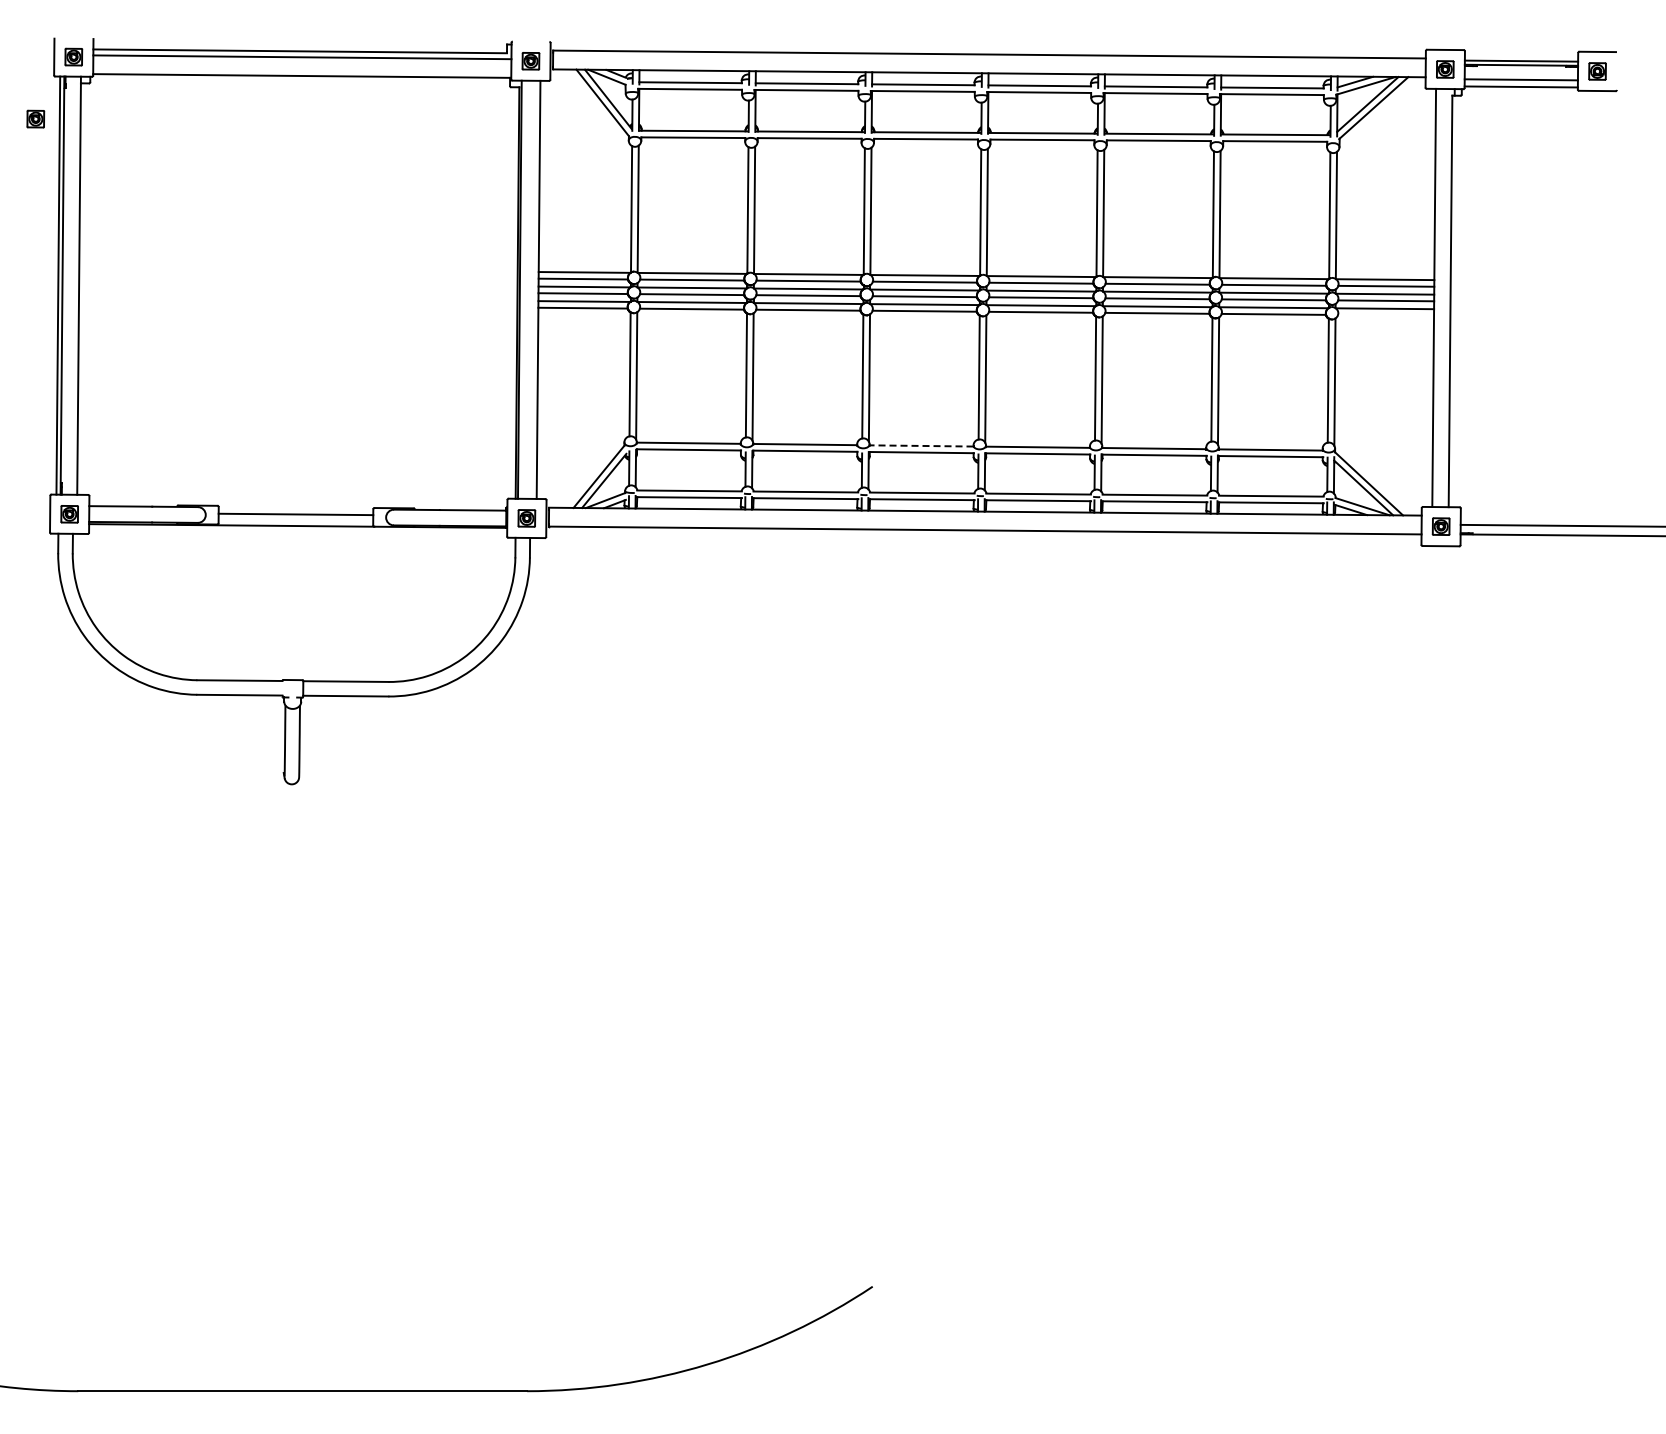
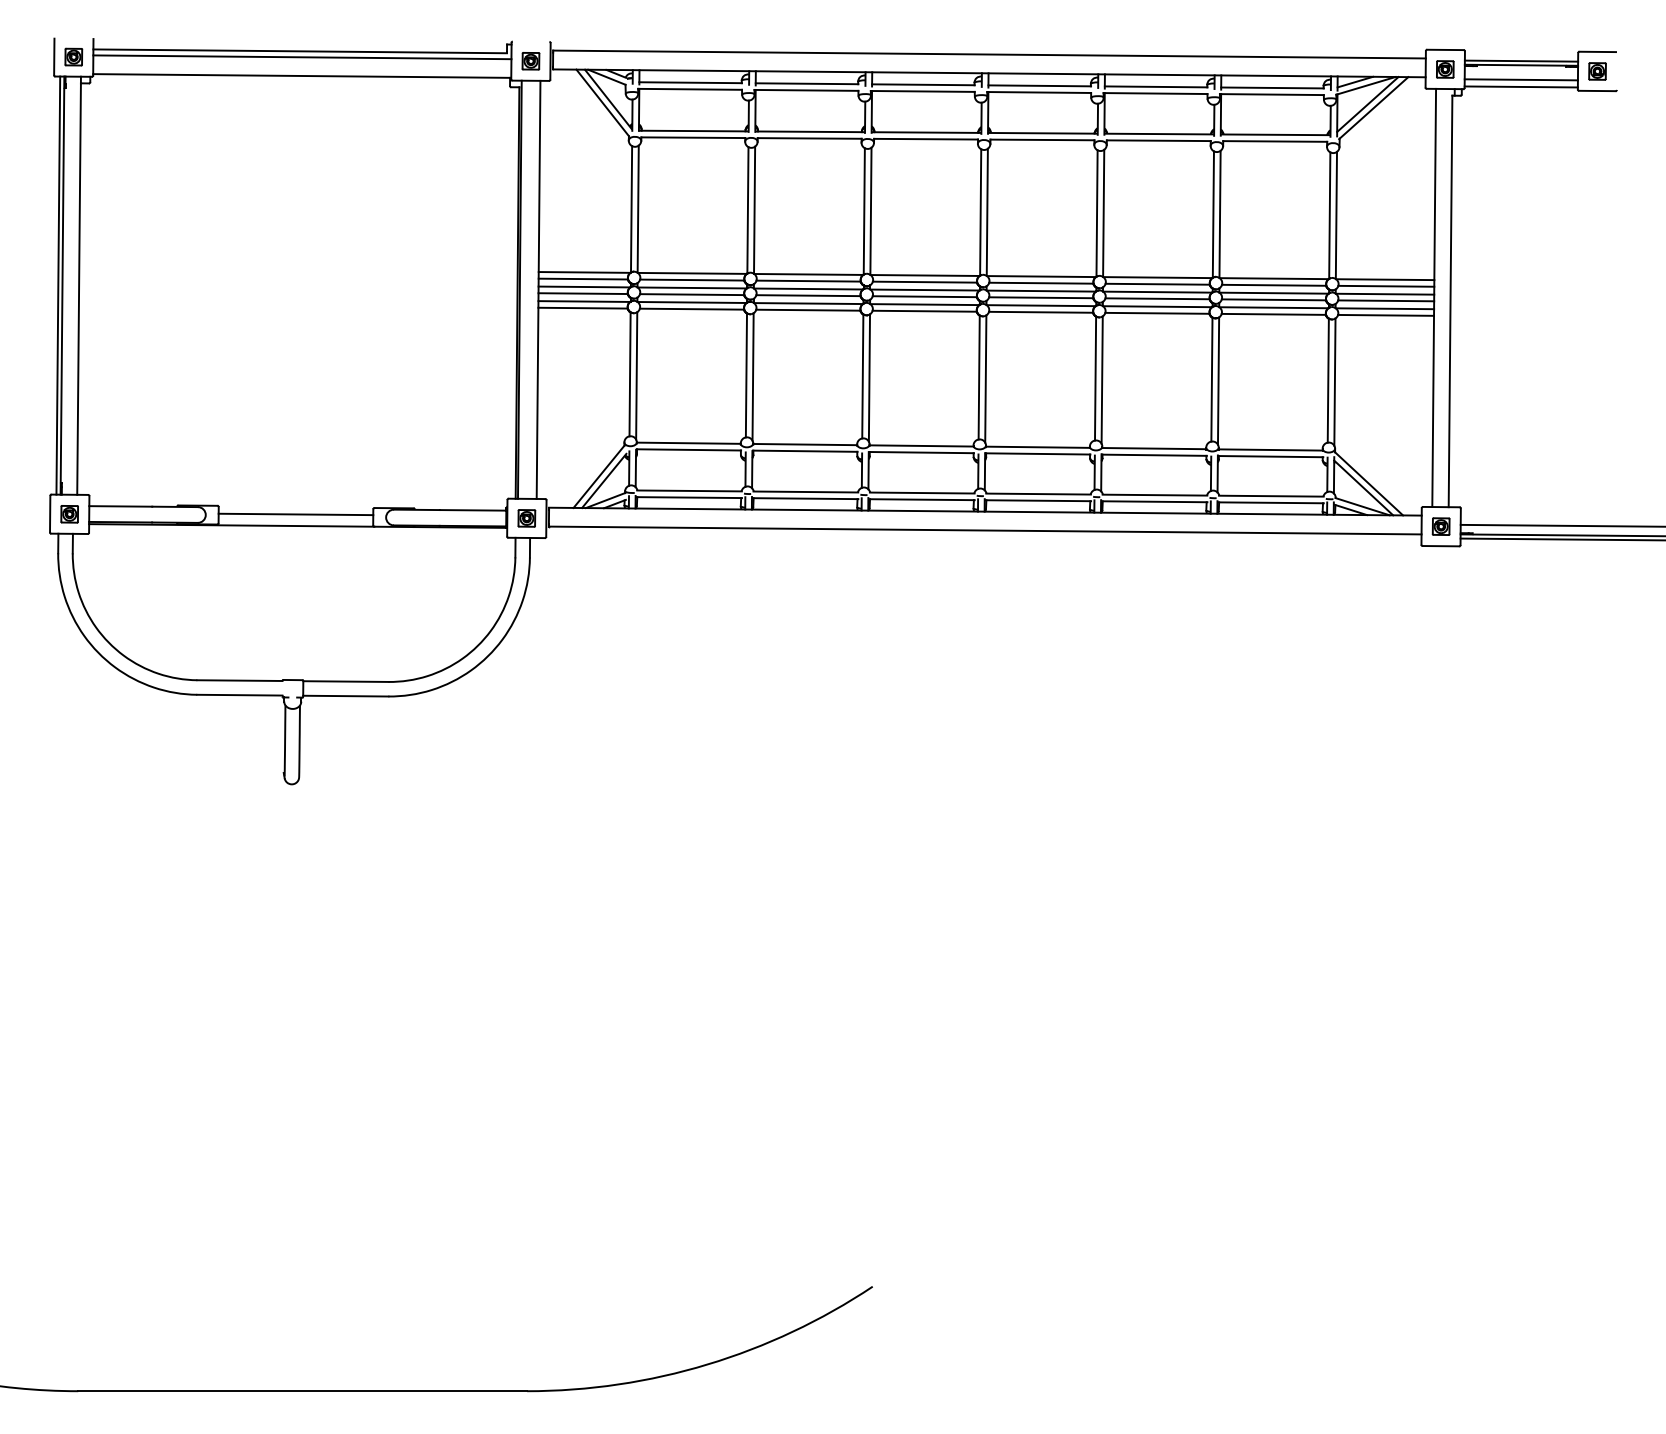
part: present -> none (35, 118)
line: none -> present (1386, 314)
line: dashed -> solid (921, 445)
line: none -> present (1561, 539)
